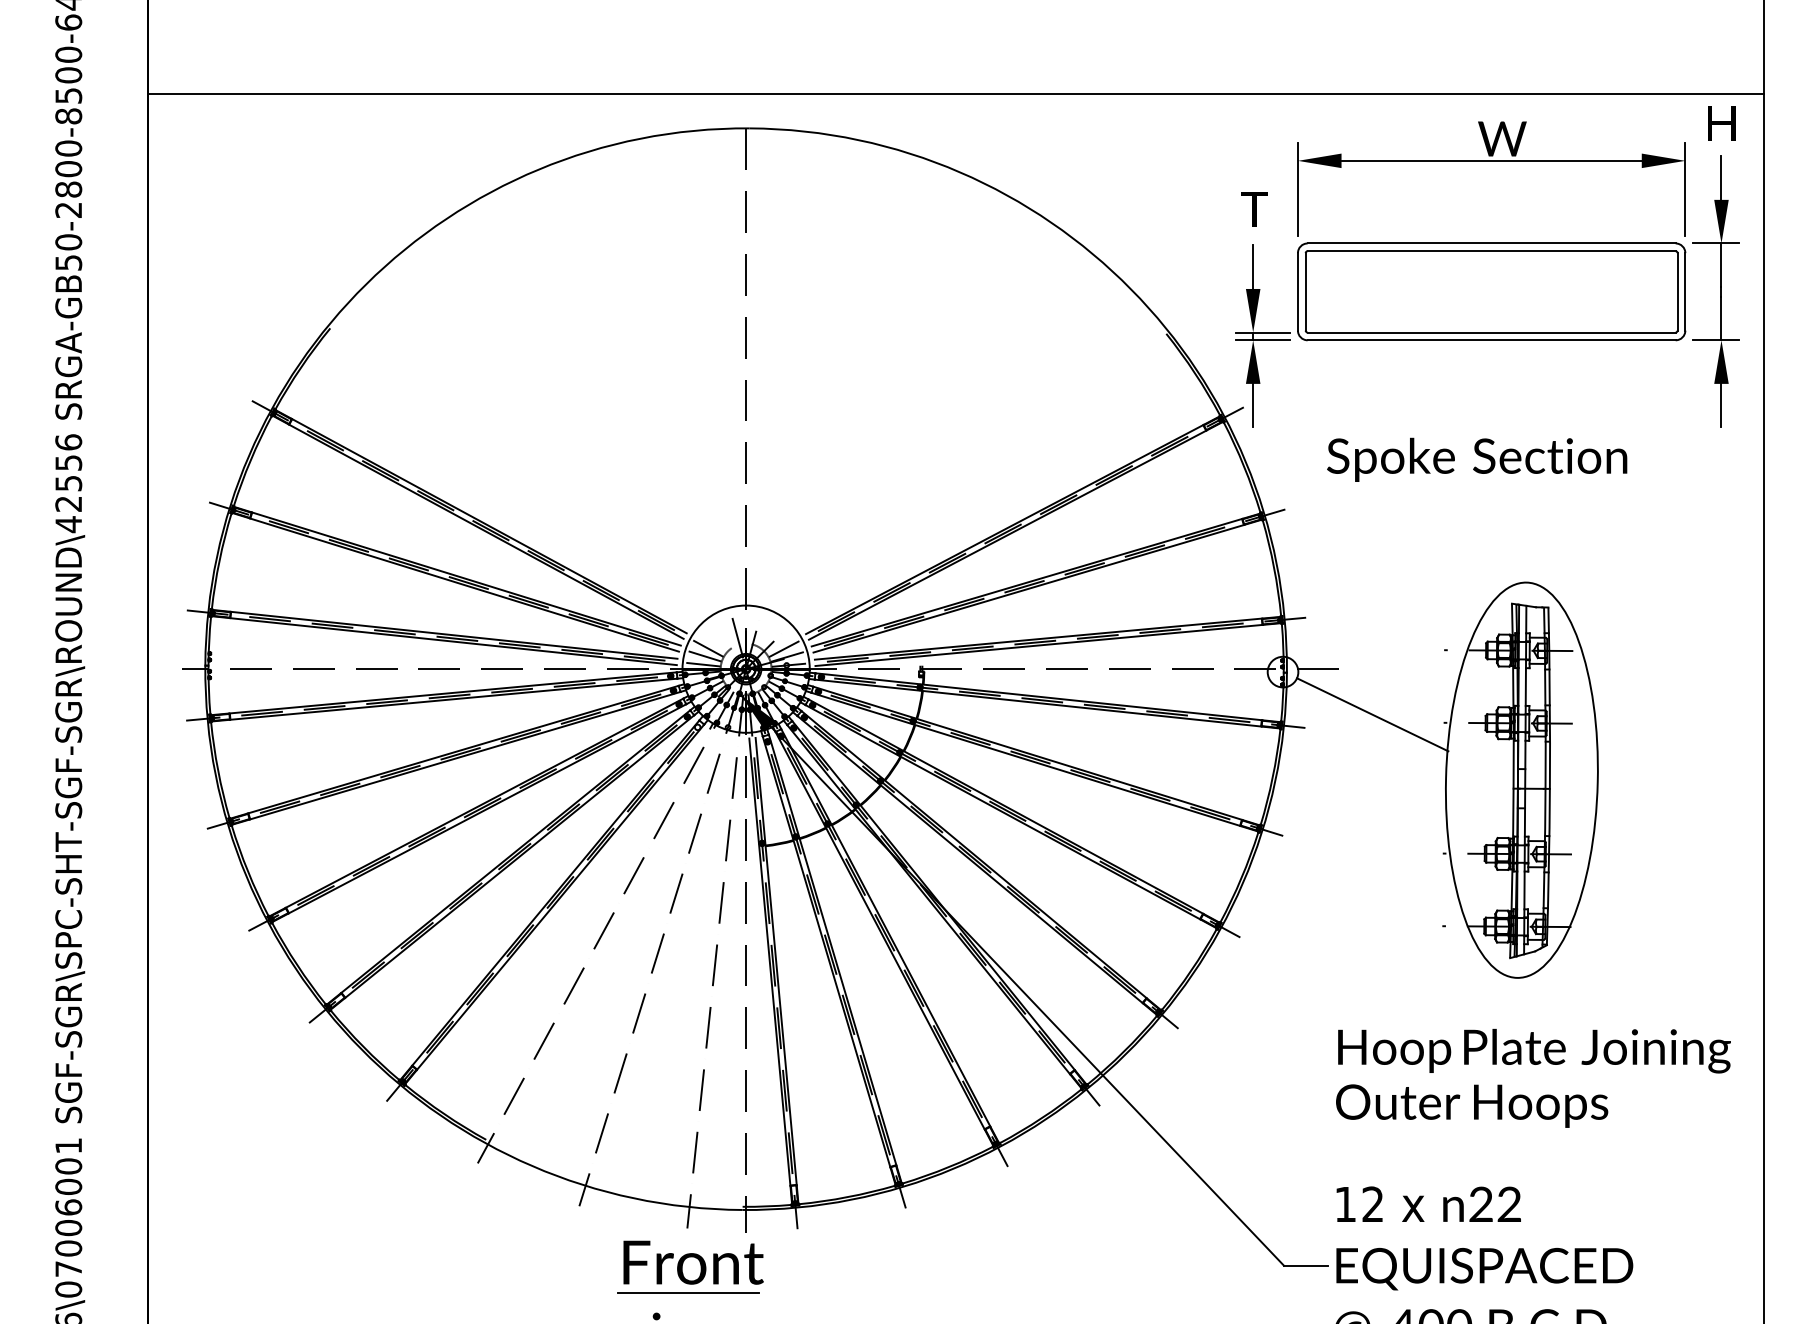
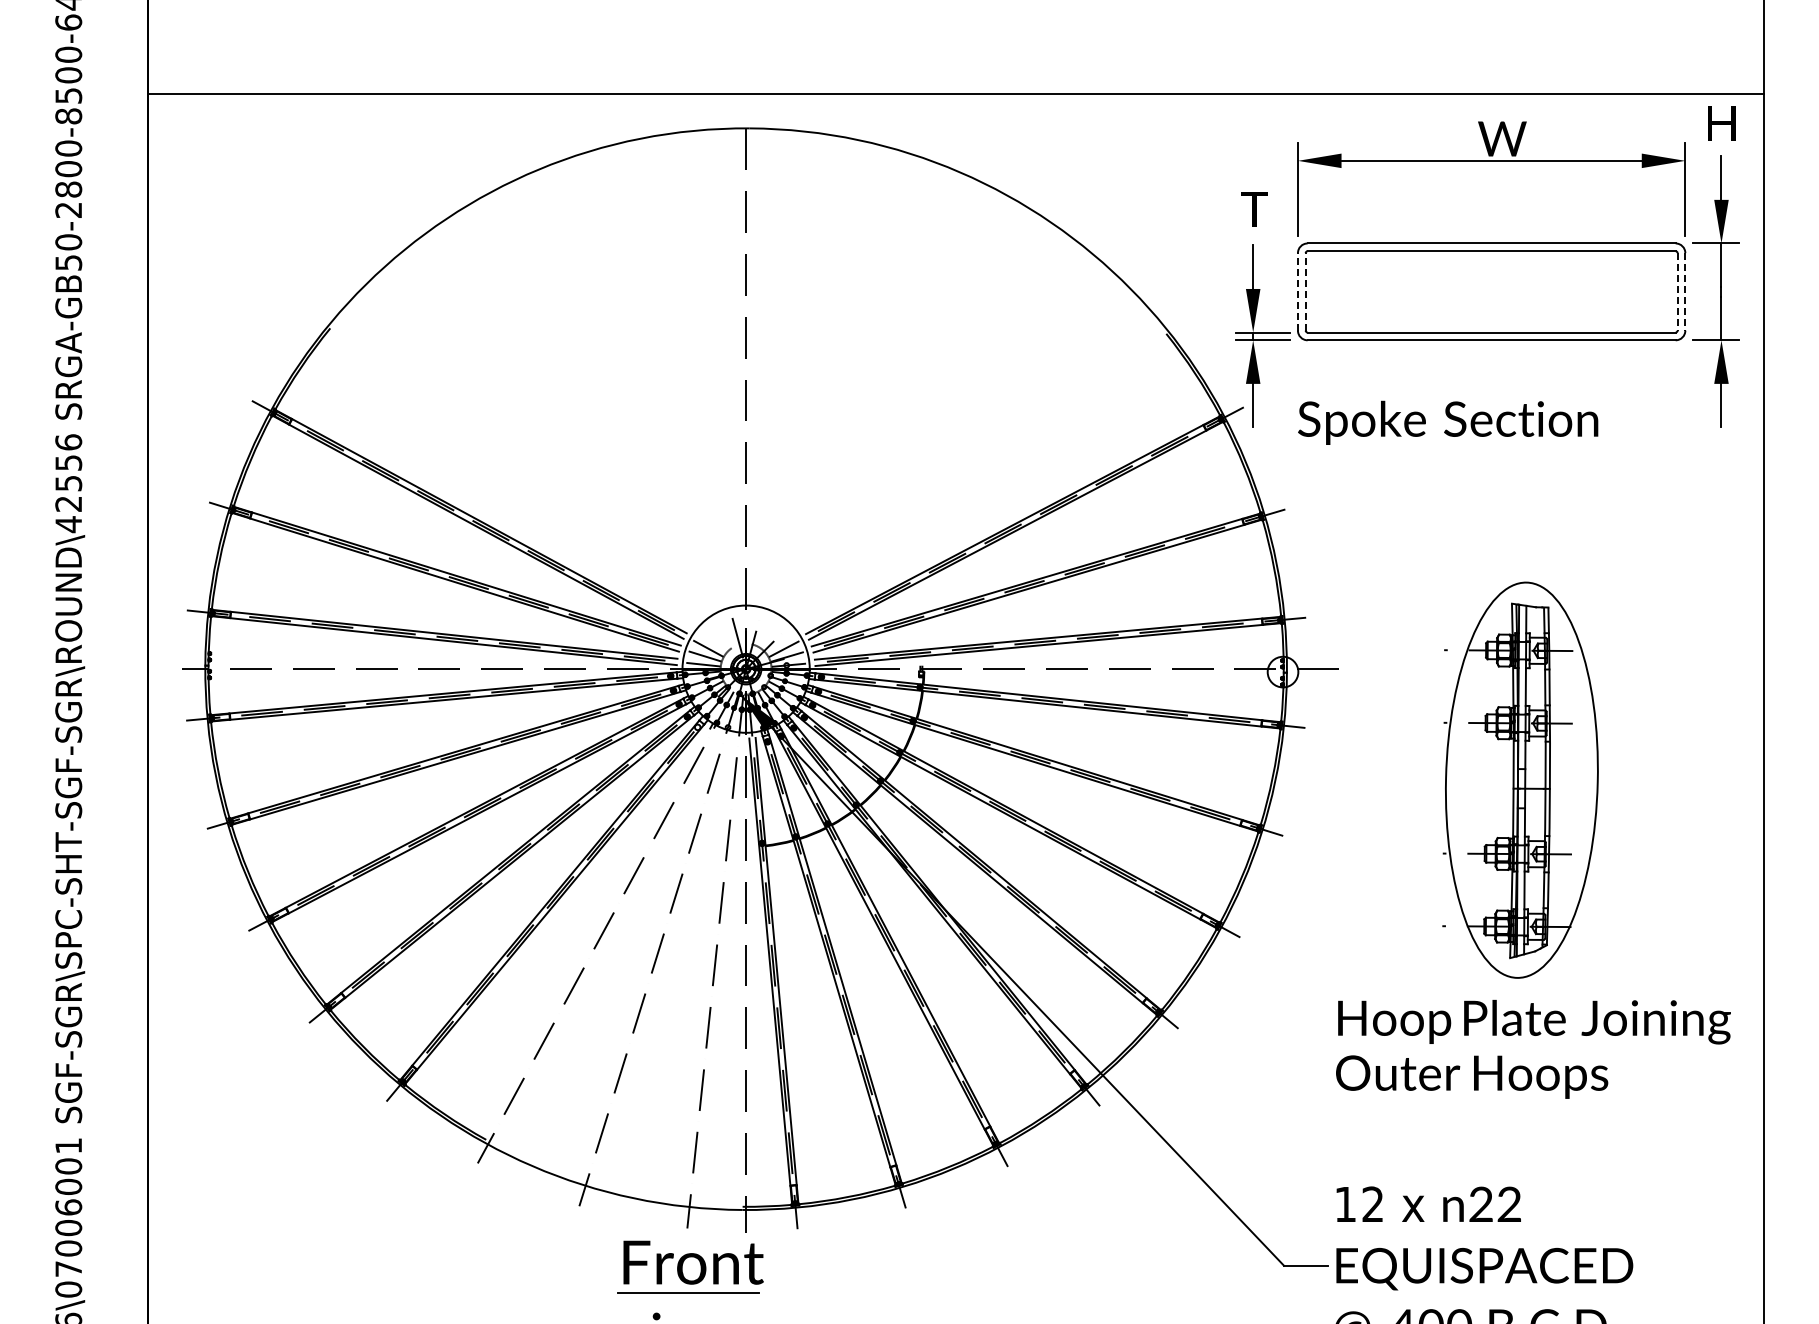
line: solid -> dashed (1297, 291)
line: solid -> dashed (1305, 291)
line: solid -> dashed (1677, 291)
line: solid -> dashed (1685, 291)
text position: (1477, 459) -> (1448, 422) (1448, 422)
line: present -> none (1372, 714)
text position: (1533, 1077) -> (1533, 1048) (1533, 1048)
